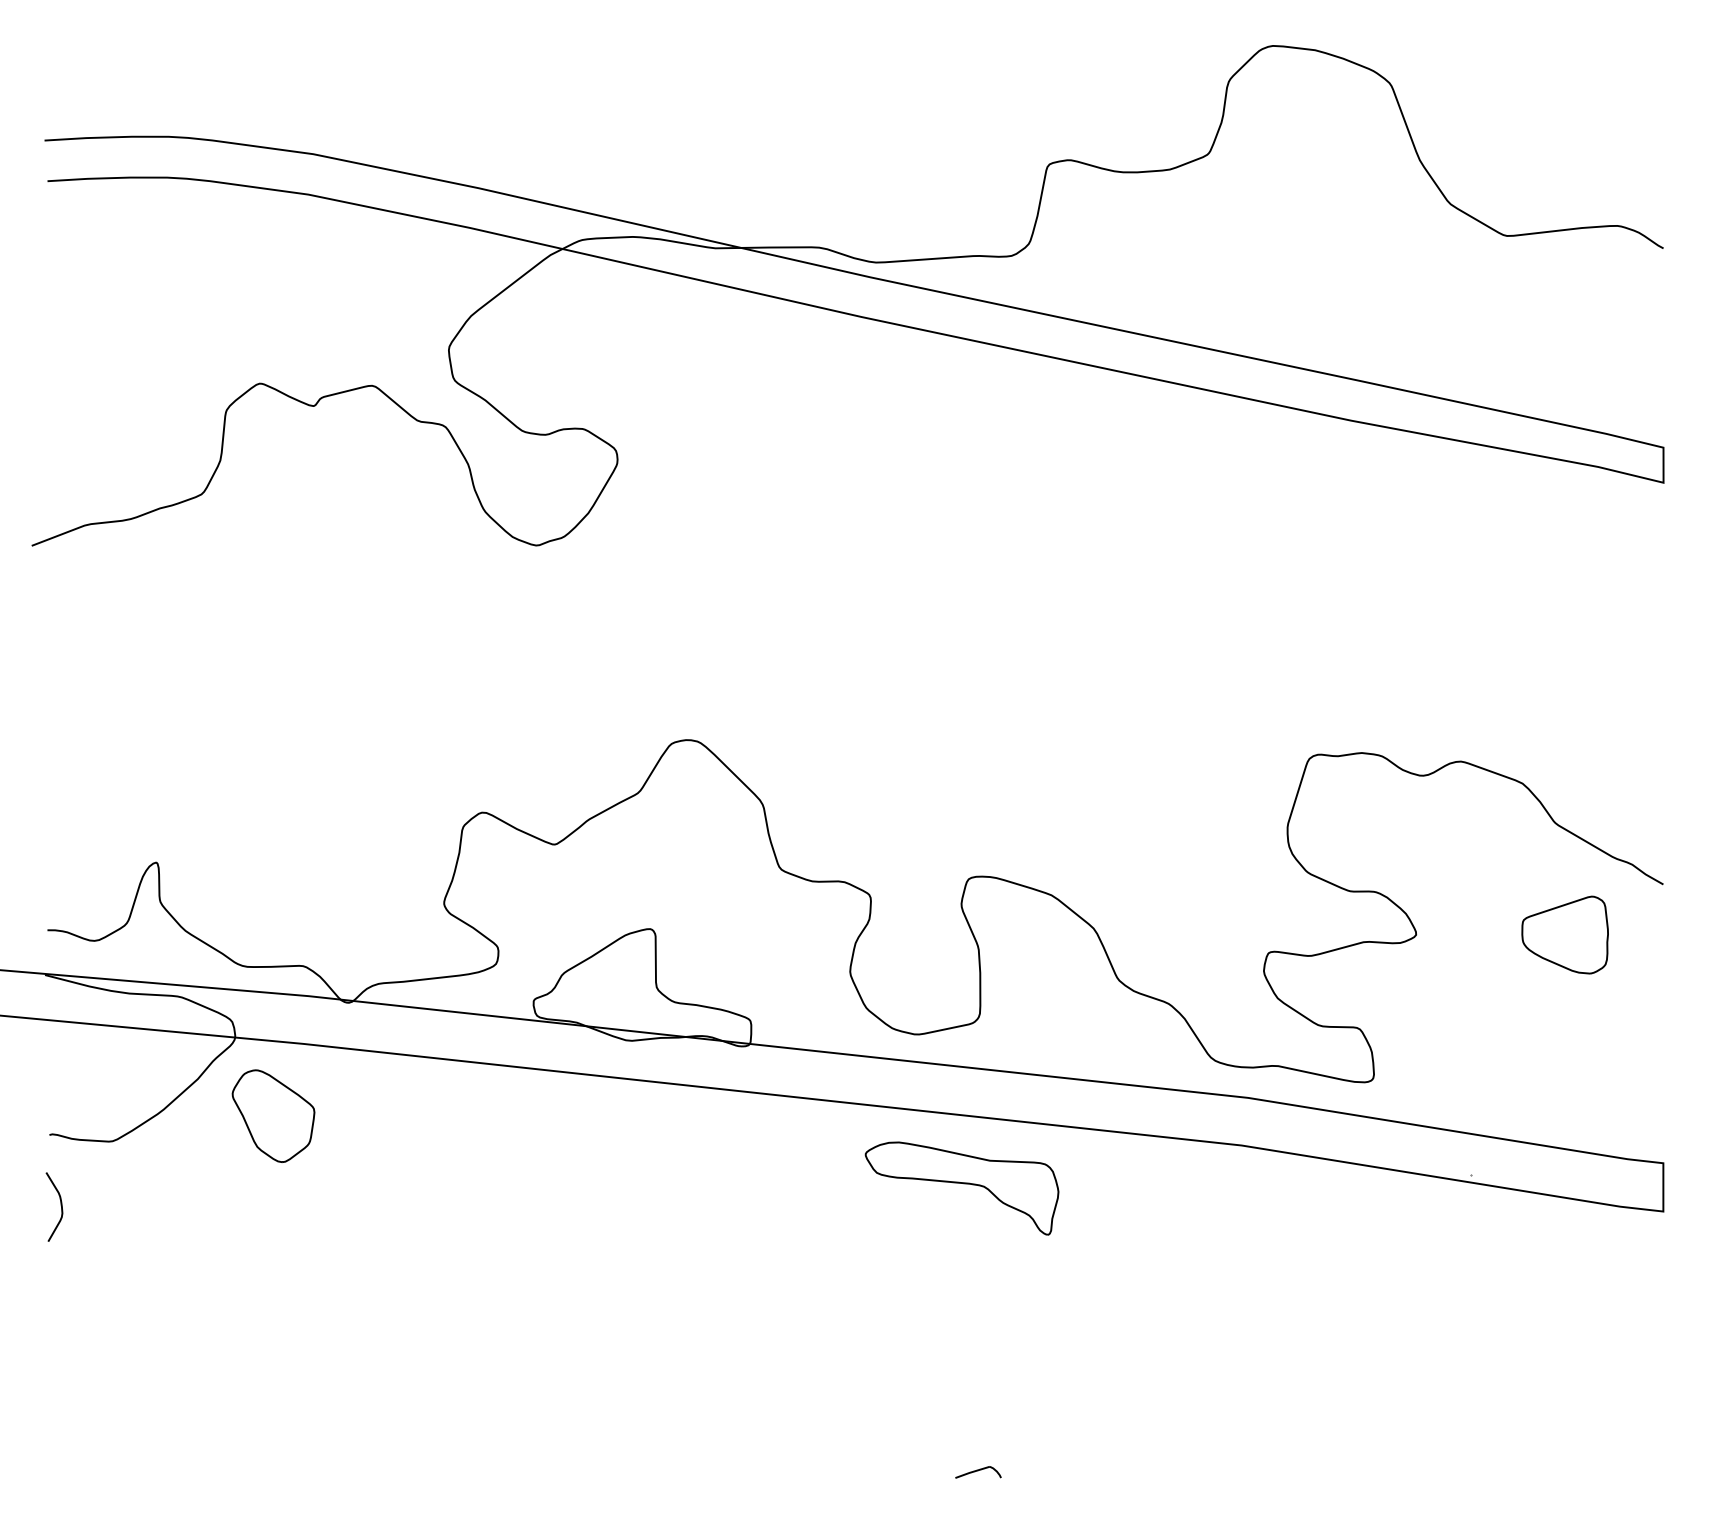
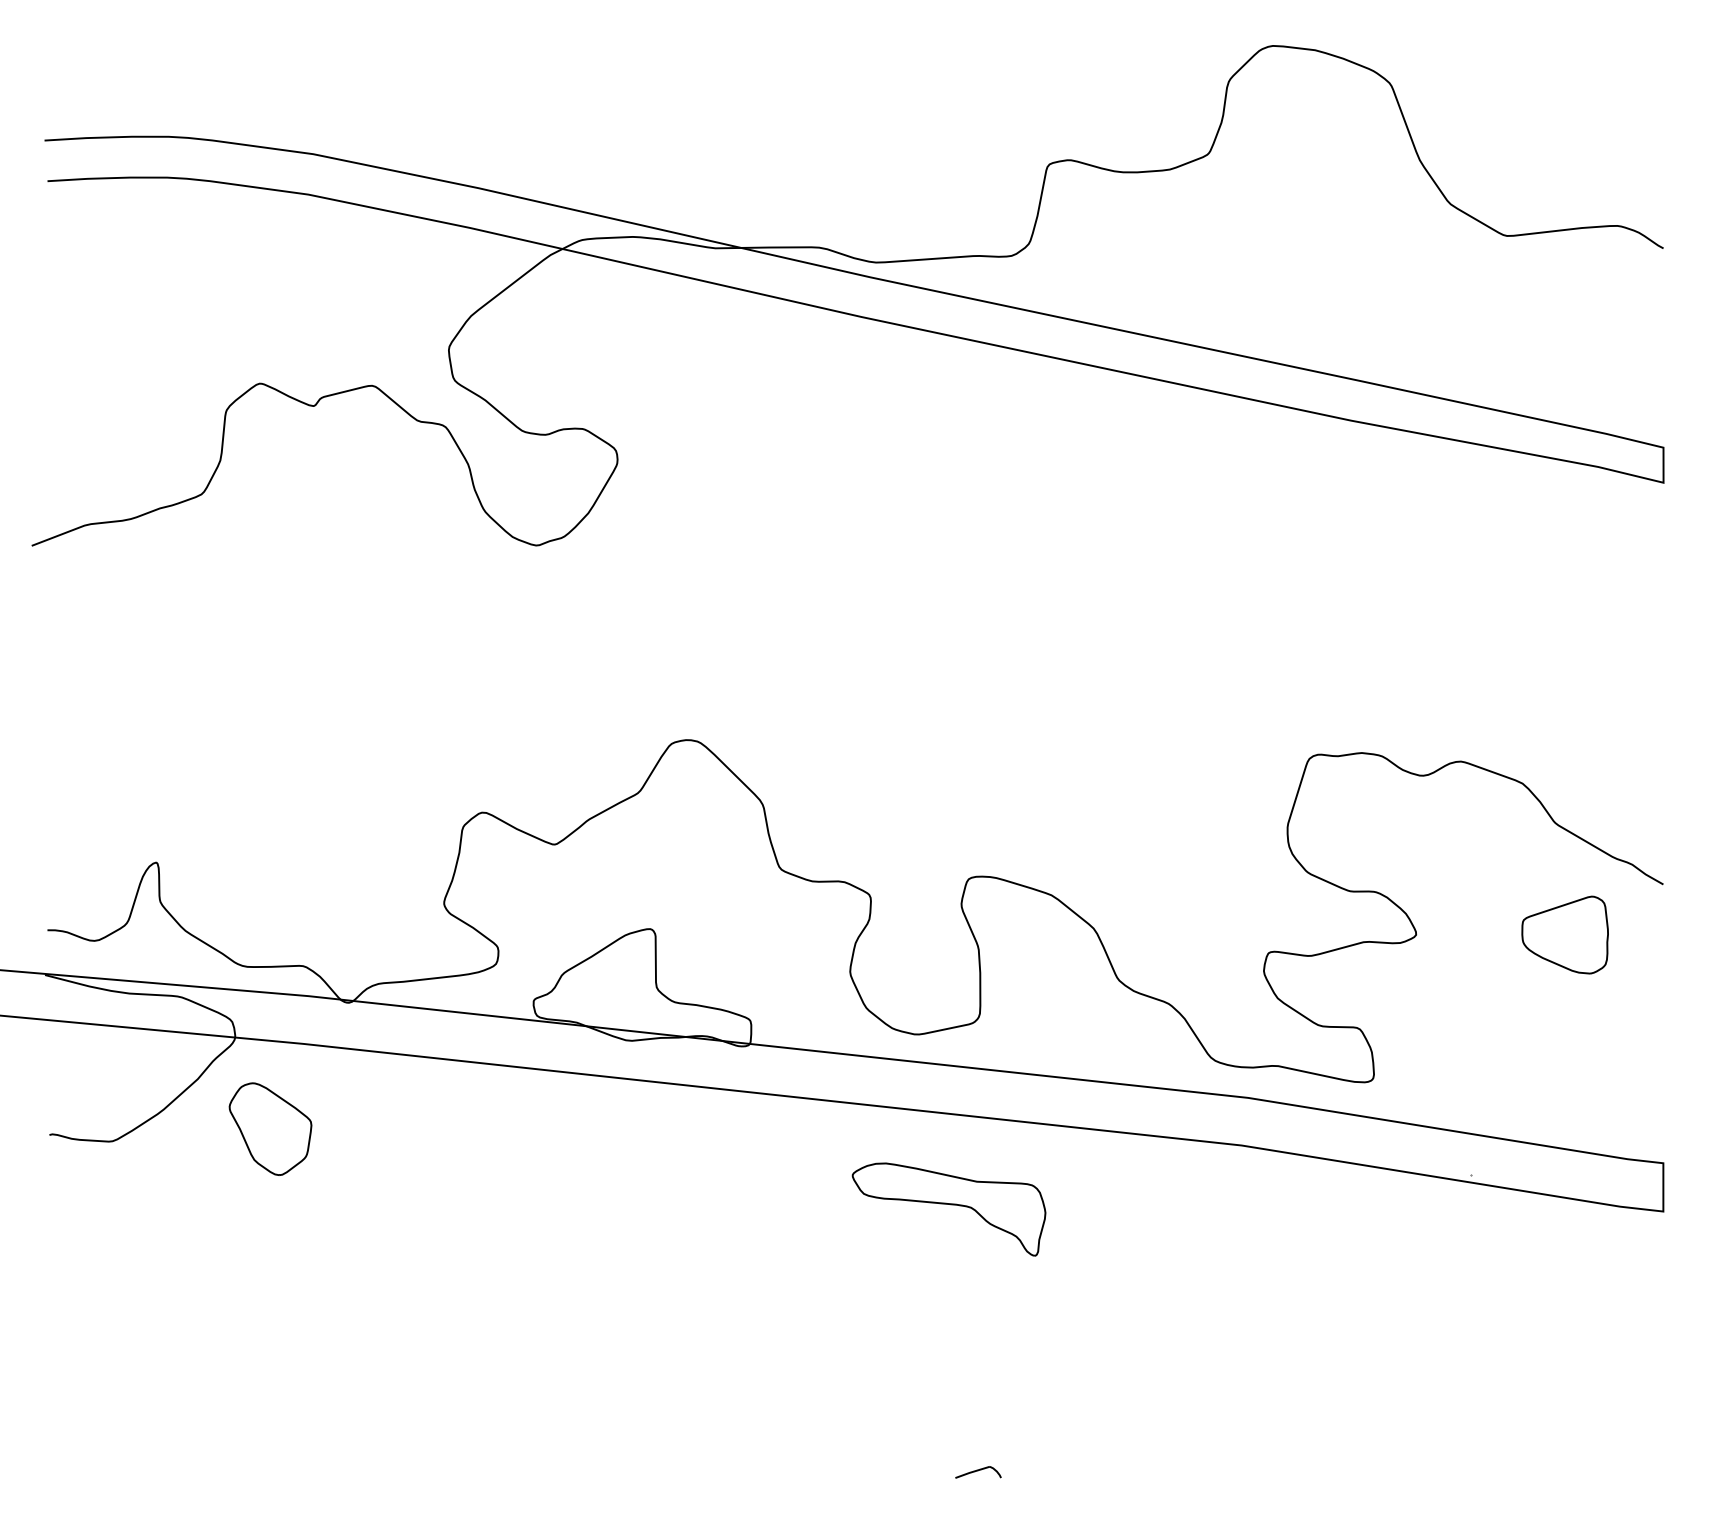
part position: (273, 1115) -> (270, 1128) (270, 1128)
part position: (961, 1188) -> (948, 1209) (948, 1209)
curve: present -> none (60, 1205)
